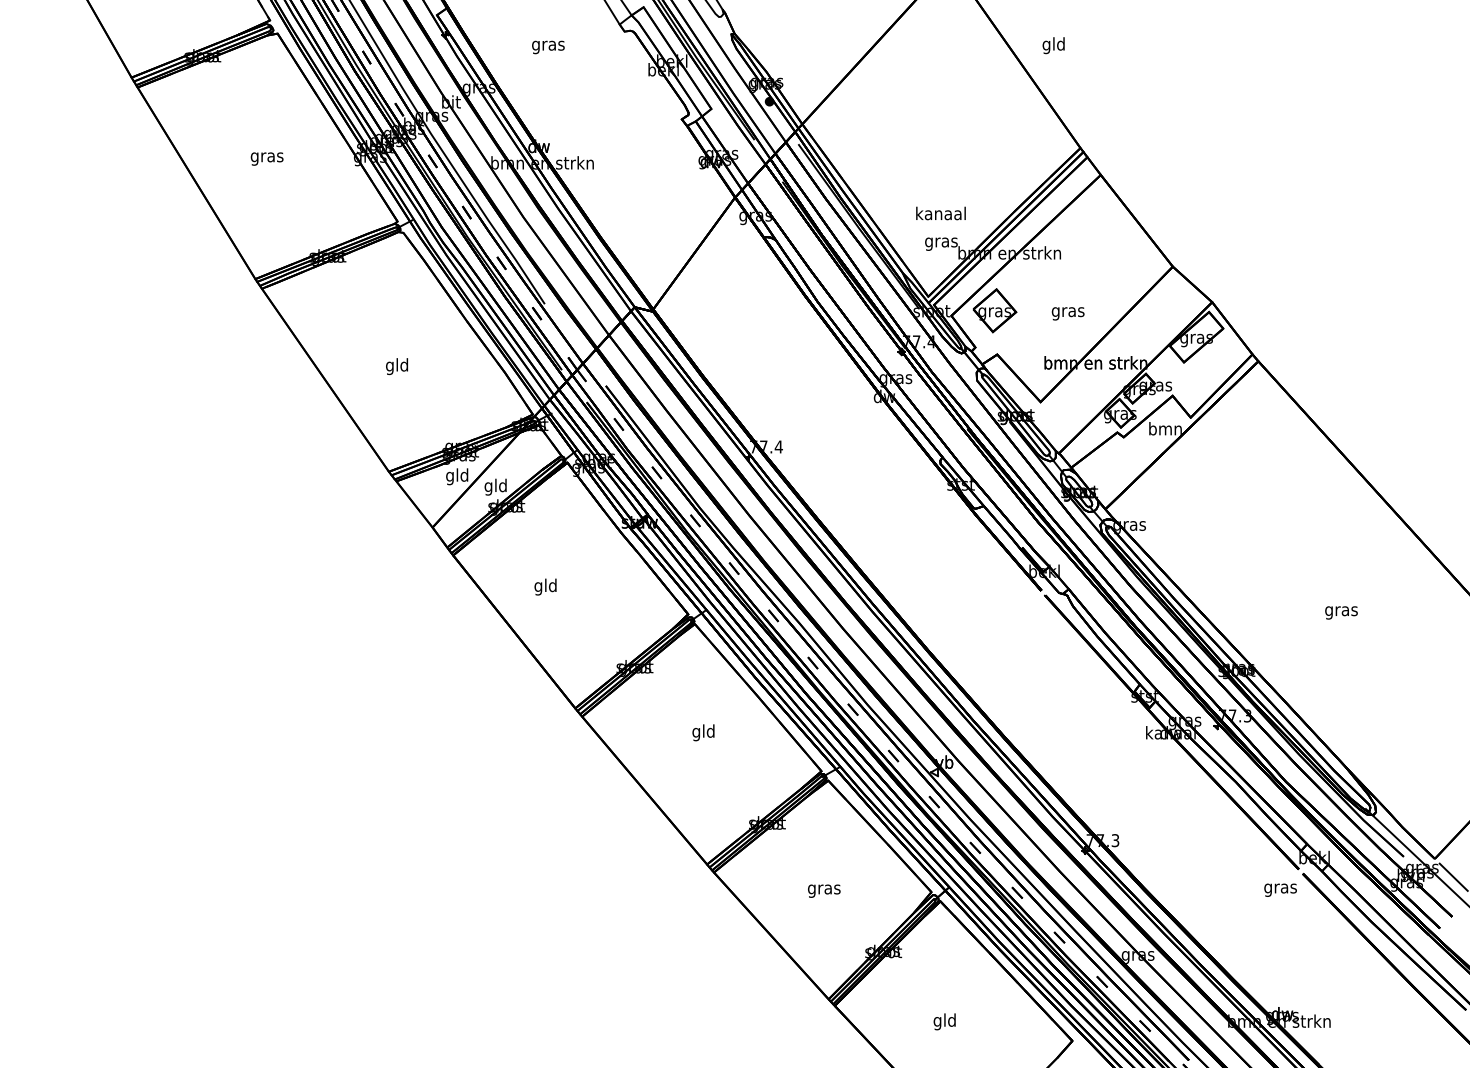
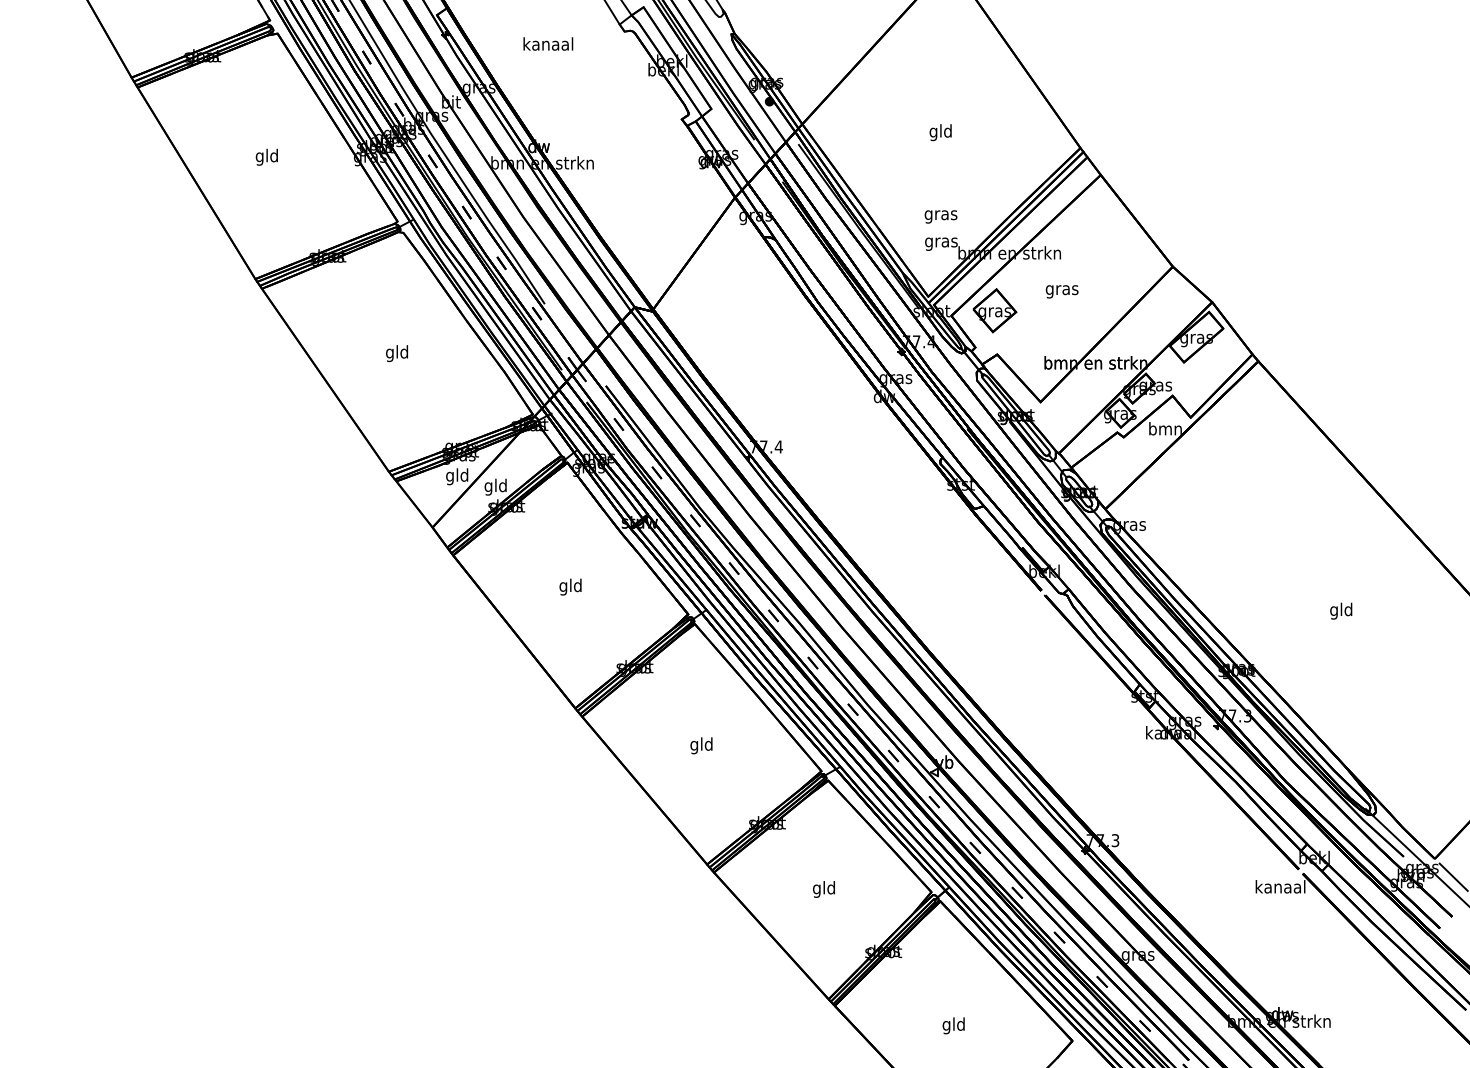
text: gras -> kanaal (548, 45)
text position: (1053, 45) -> (940, 132) (940, 132)
text: gras -> gld (266, 156)
text: kanaal -> gras (940, 214)
text position: (1067, 313) -> (1061, 291) (1061, 291)
text position: (396, 366) -> (396, 353) (396, 353)
text position: (545, 586) -> (570, 586) (570, 586)
text: gras -> gld (1341, 610)
text position: (703, 732) -> (701, 745) (701, 745)
text: gras -> kanaal (1280, 888)
text: gras -> gld (824, 889)
text position: (944, 1021) -> (953, 1025) (953, 1025)
